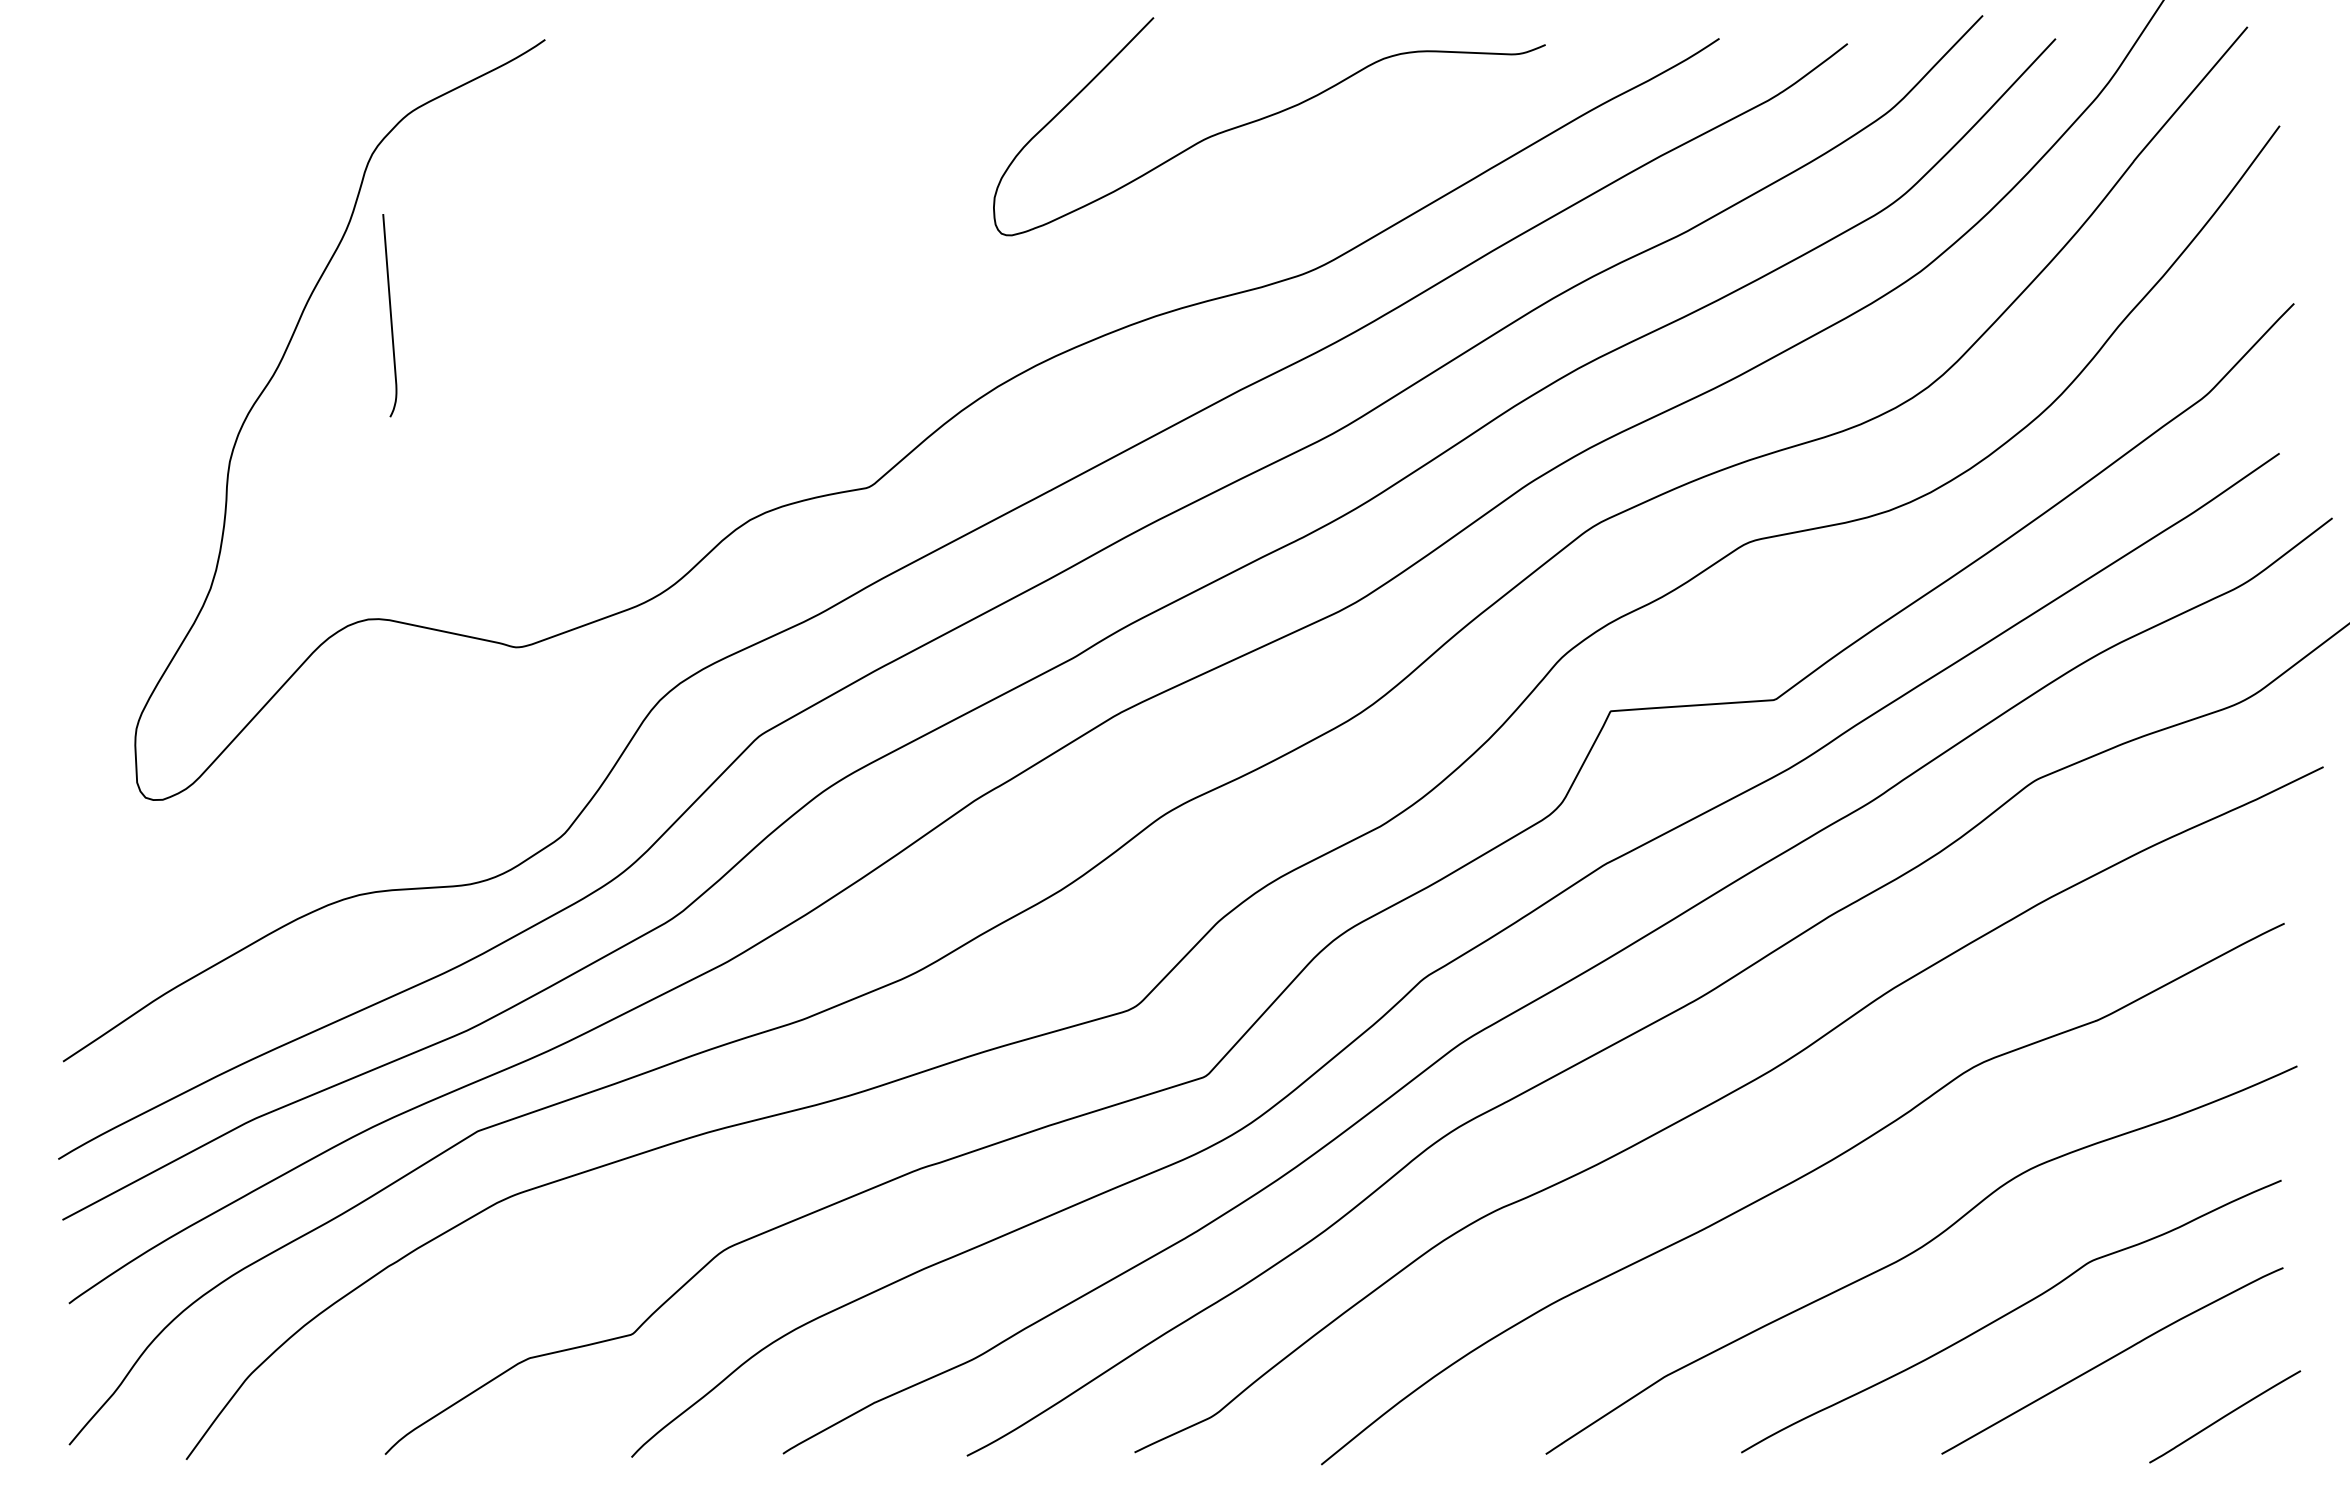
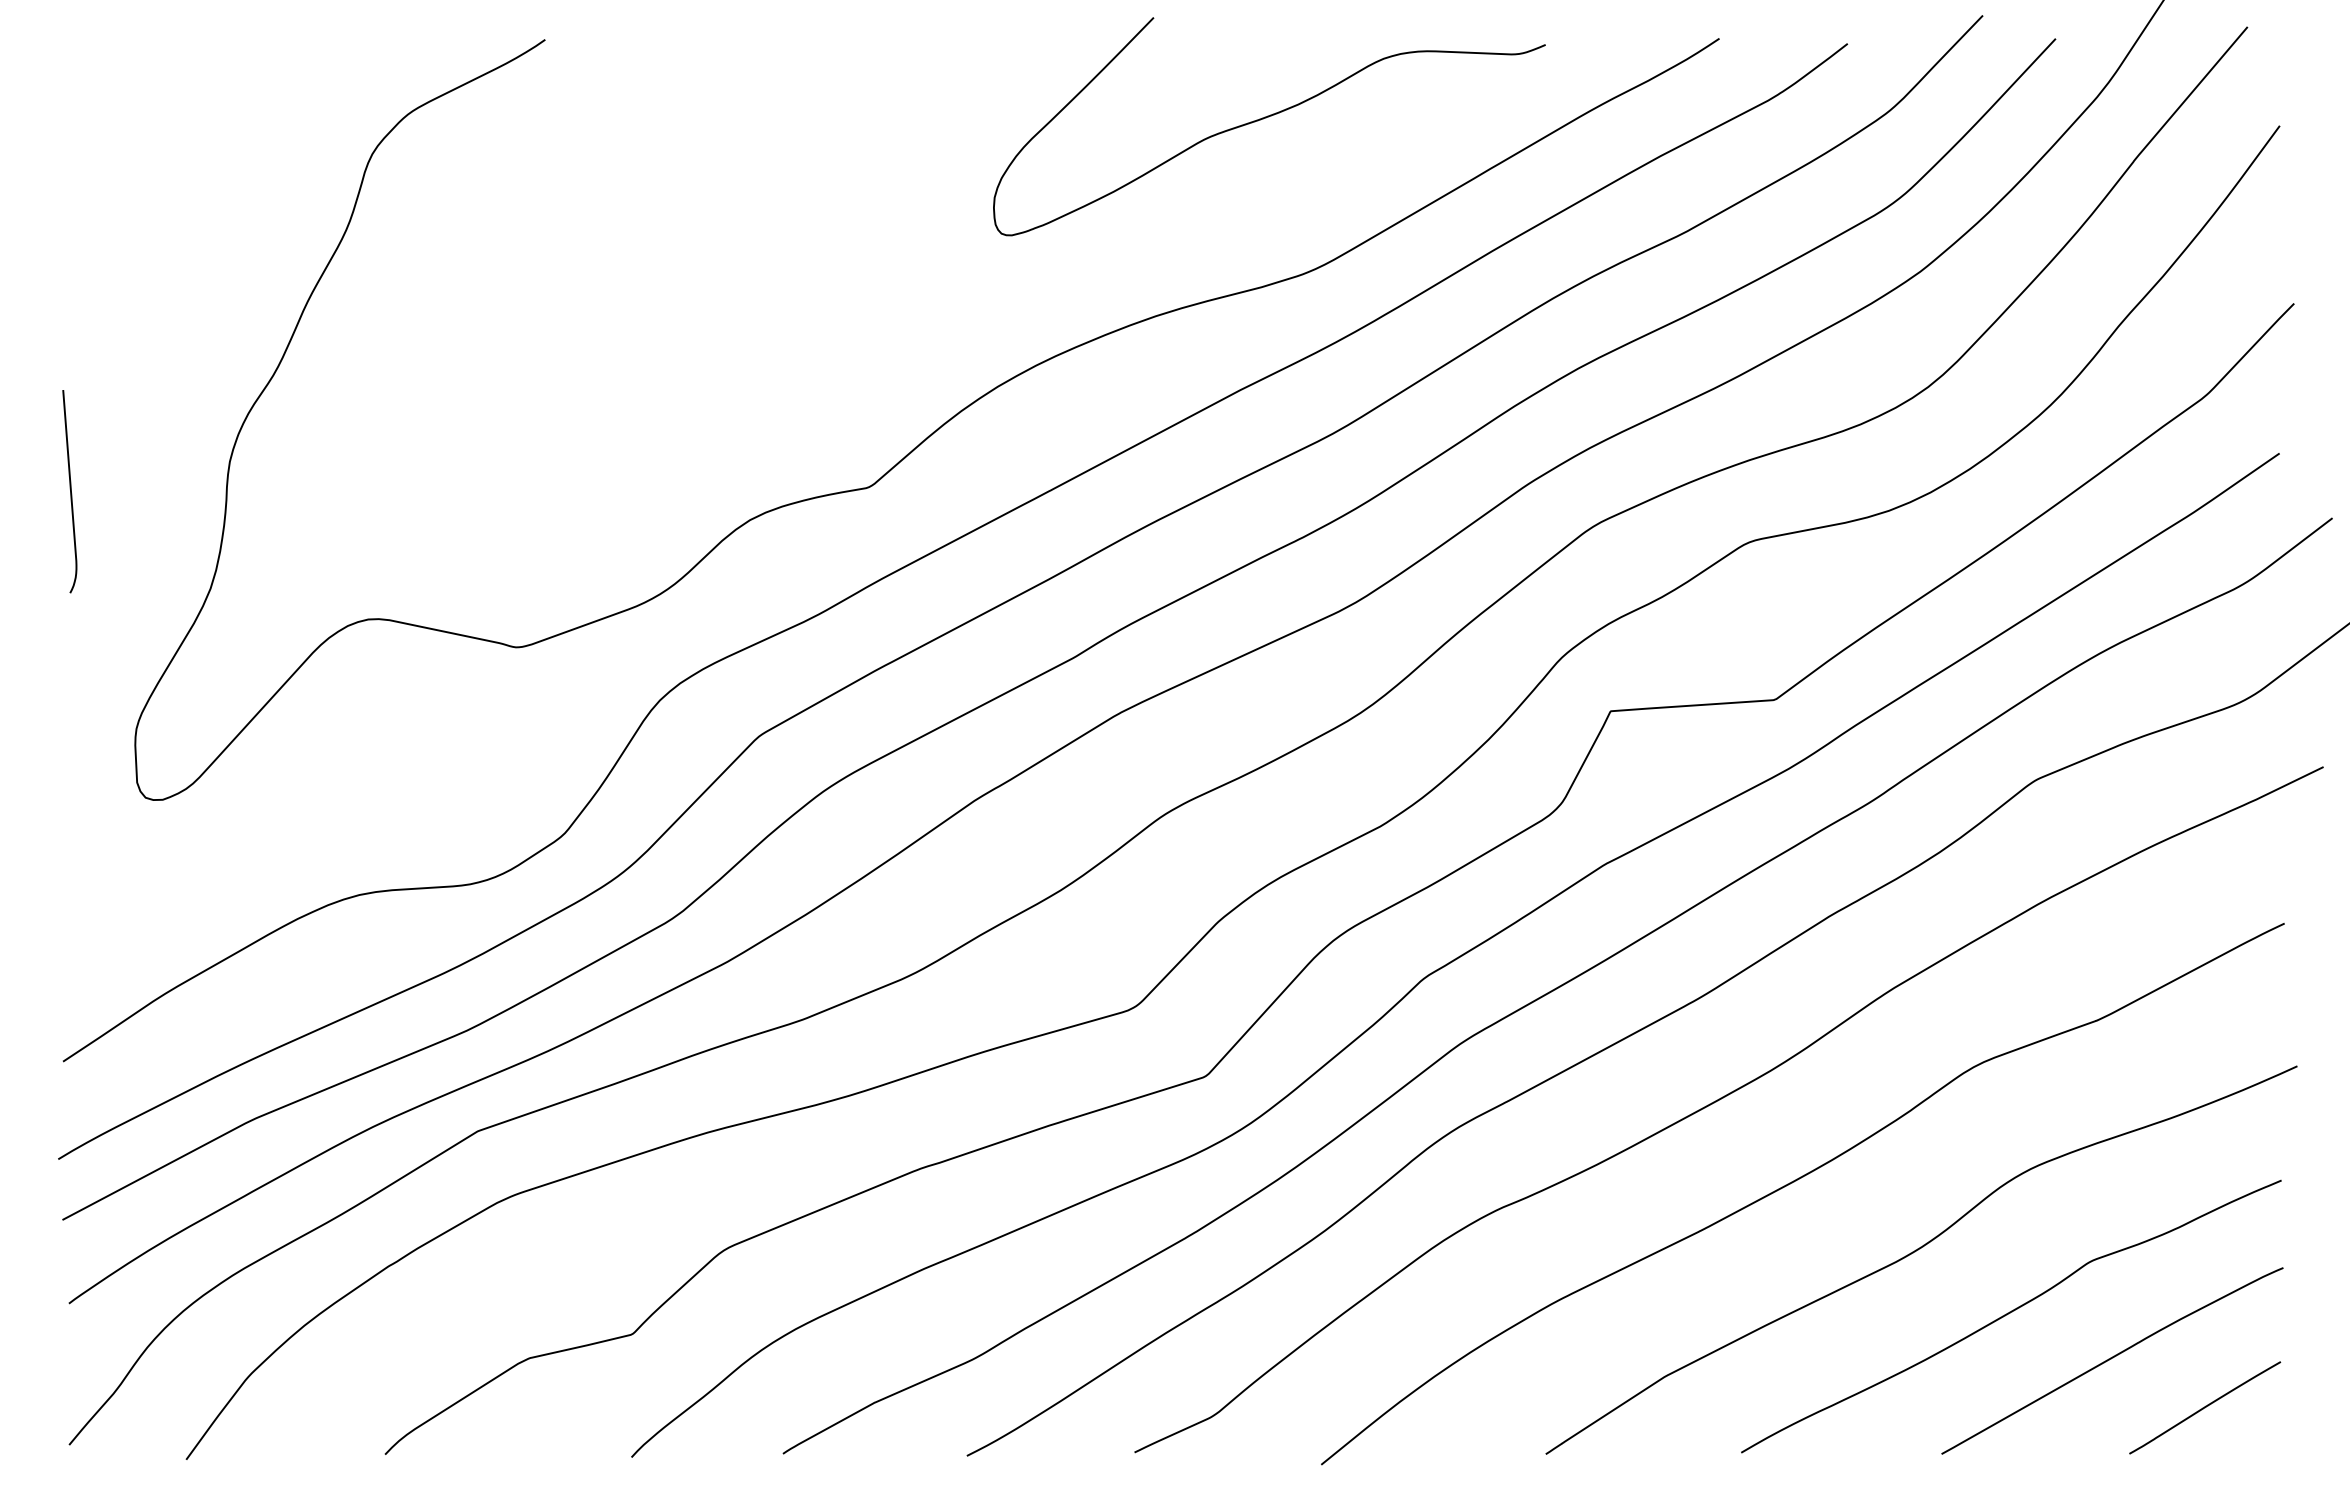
curve position: (390, 315) -> (70, 491) (70, 491)
curve position: (2225, 1416) -> (2205, 1407) (2205, 1407)
